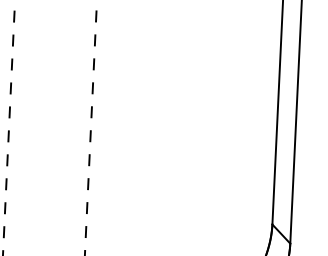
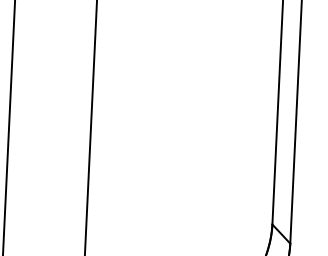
line: dashed -> solid (9, 127)
line: dashed -> solid (90, 127)
